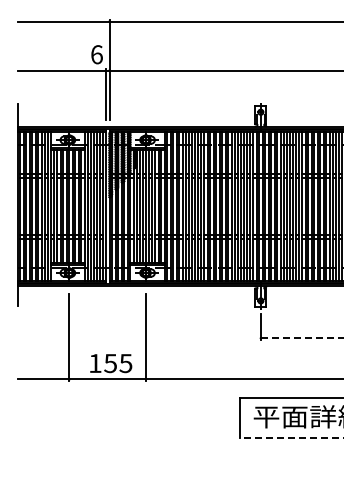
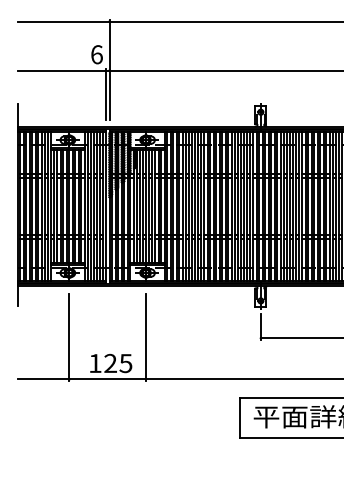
line: dashed -> solid (302, 338)
text: 155 -> 125 (110, 363)
line: dashed -> solid (291, 437)
